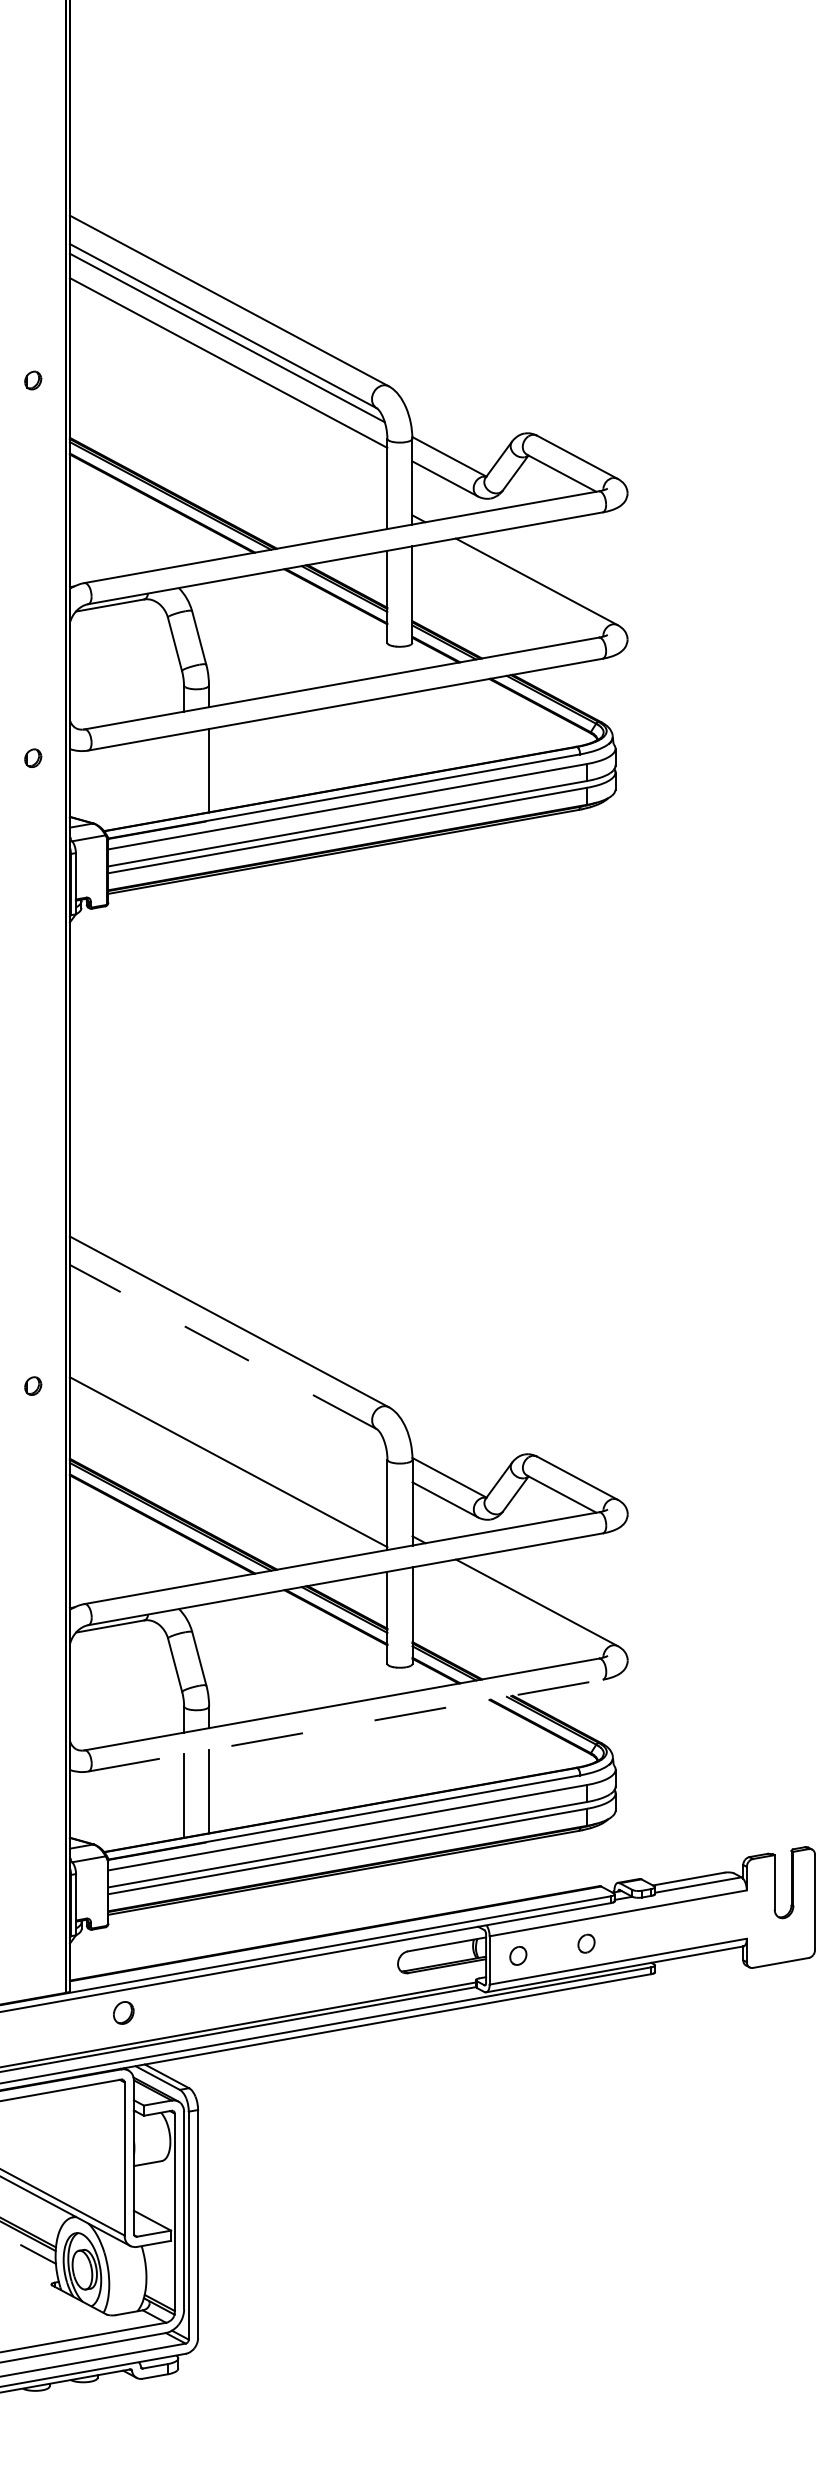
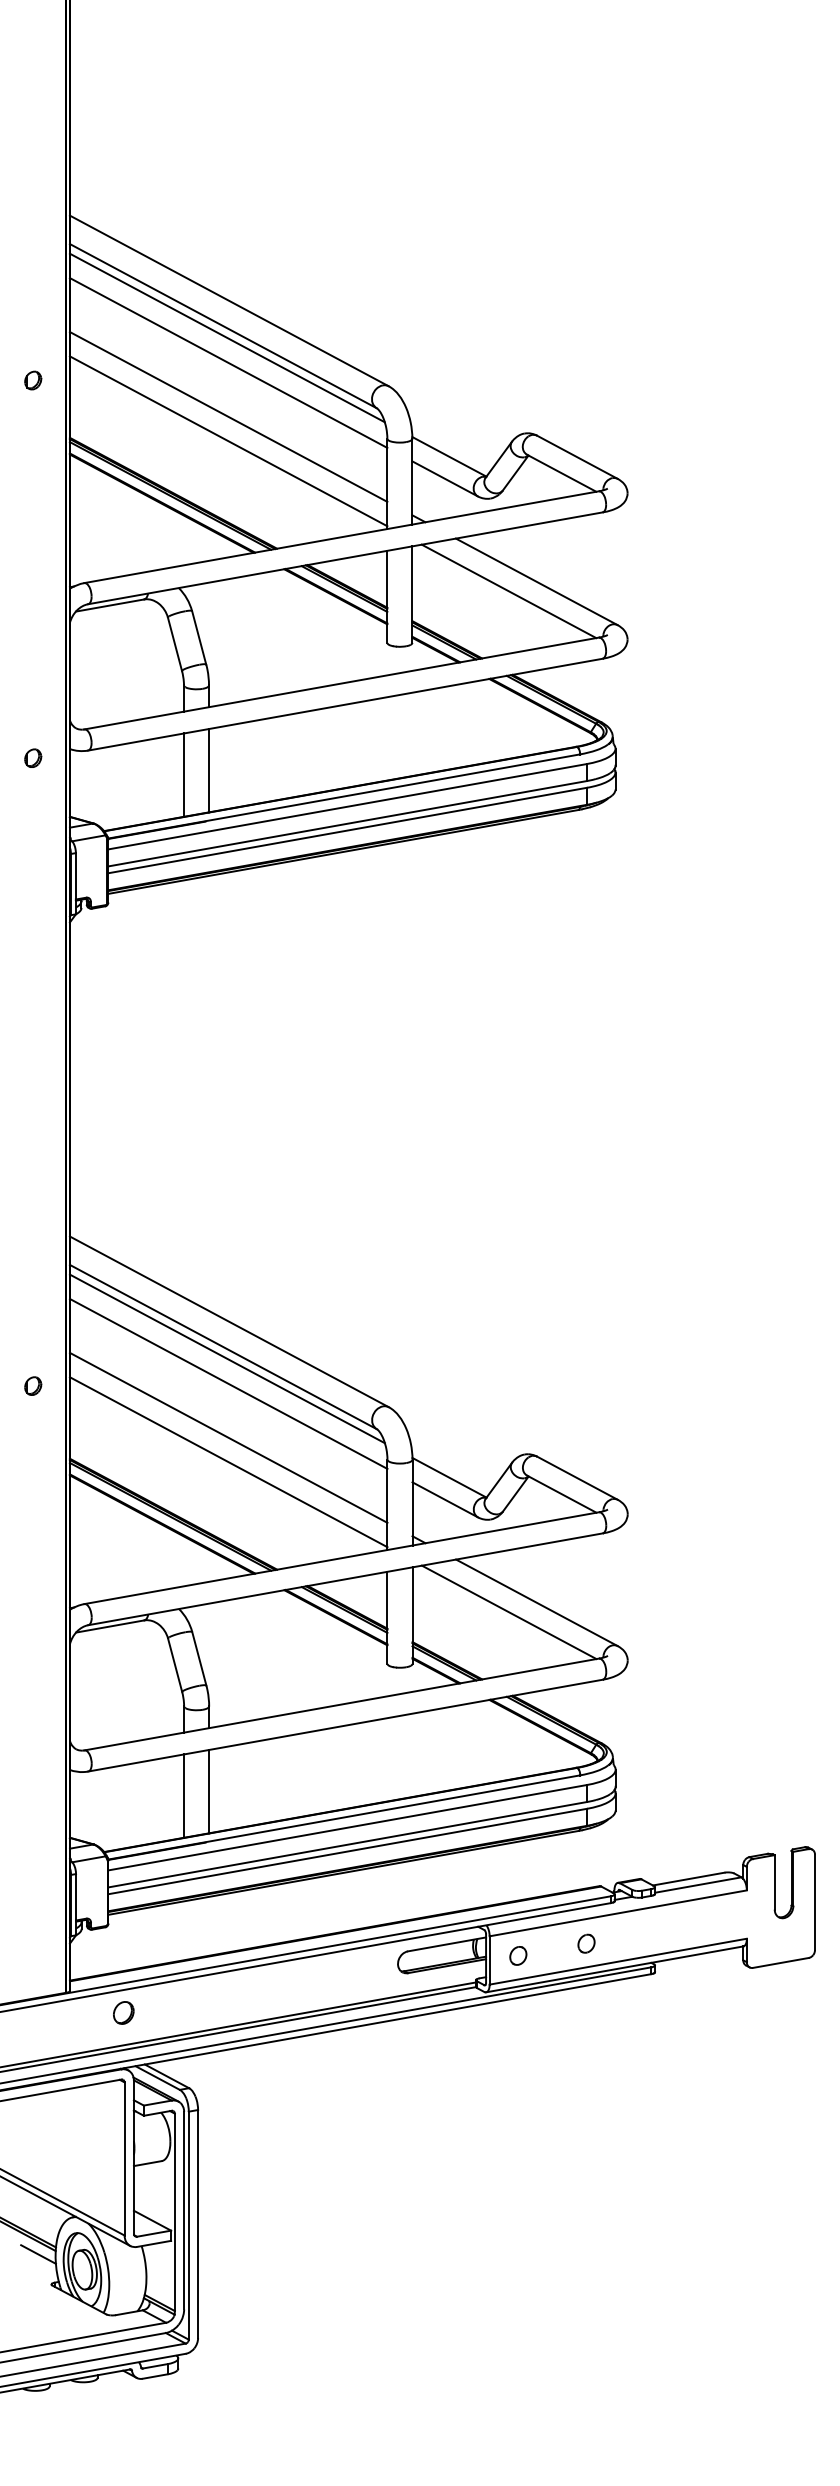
line: none -> present (228, 416)
line: none -> present (228, 441)
line: none -> present (508, 591)
line: none -> present (184, 774)
line: dashed -> solid (223, 1346)
line: none -> present (226, 1358)
line: none -> present (228, 1383)
line: none -> present (228, 1437)
line: none -> present (508, 1612)
line: dashed -> solid (346, 1725)
